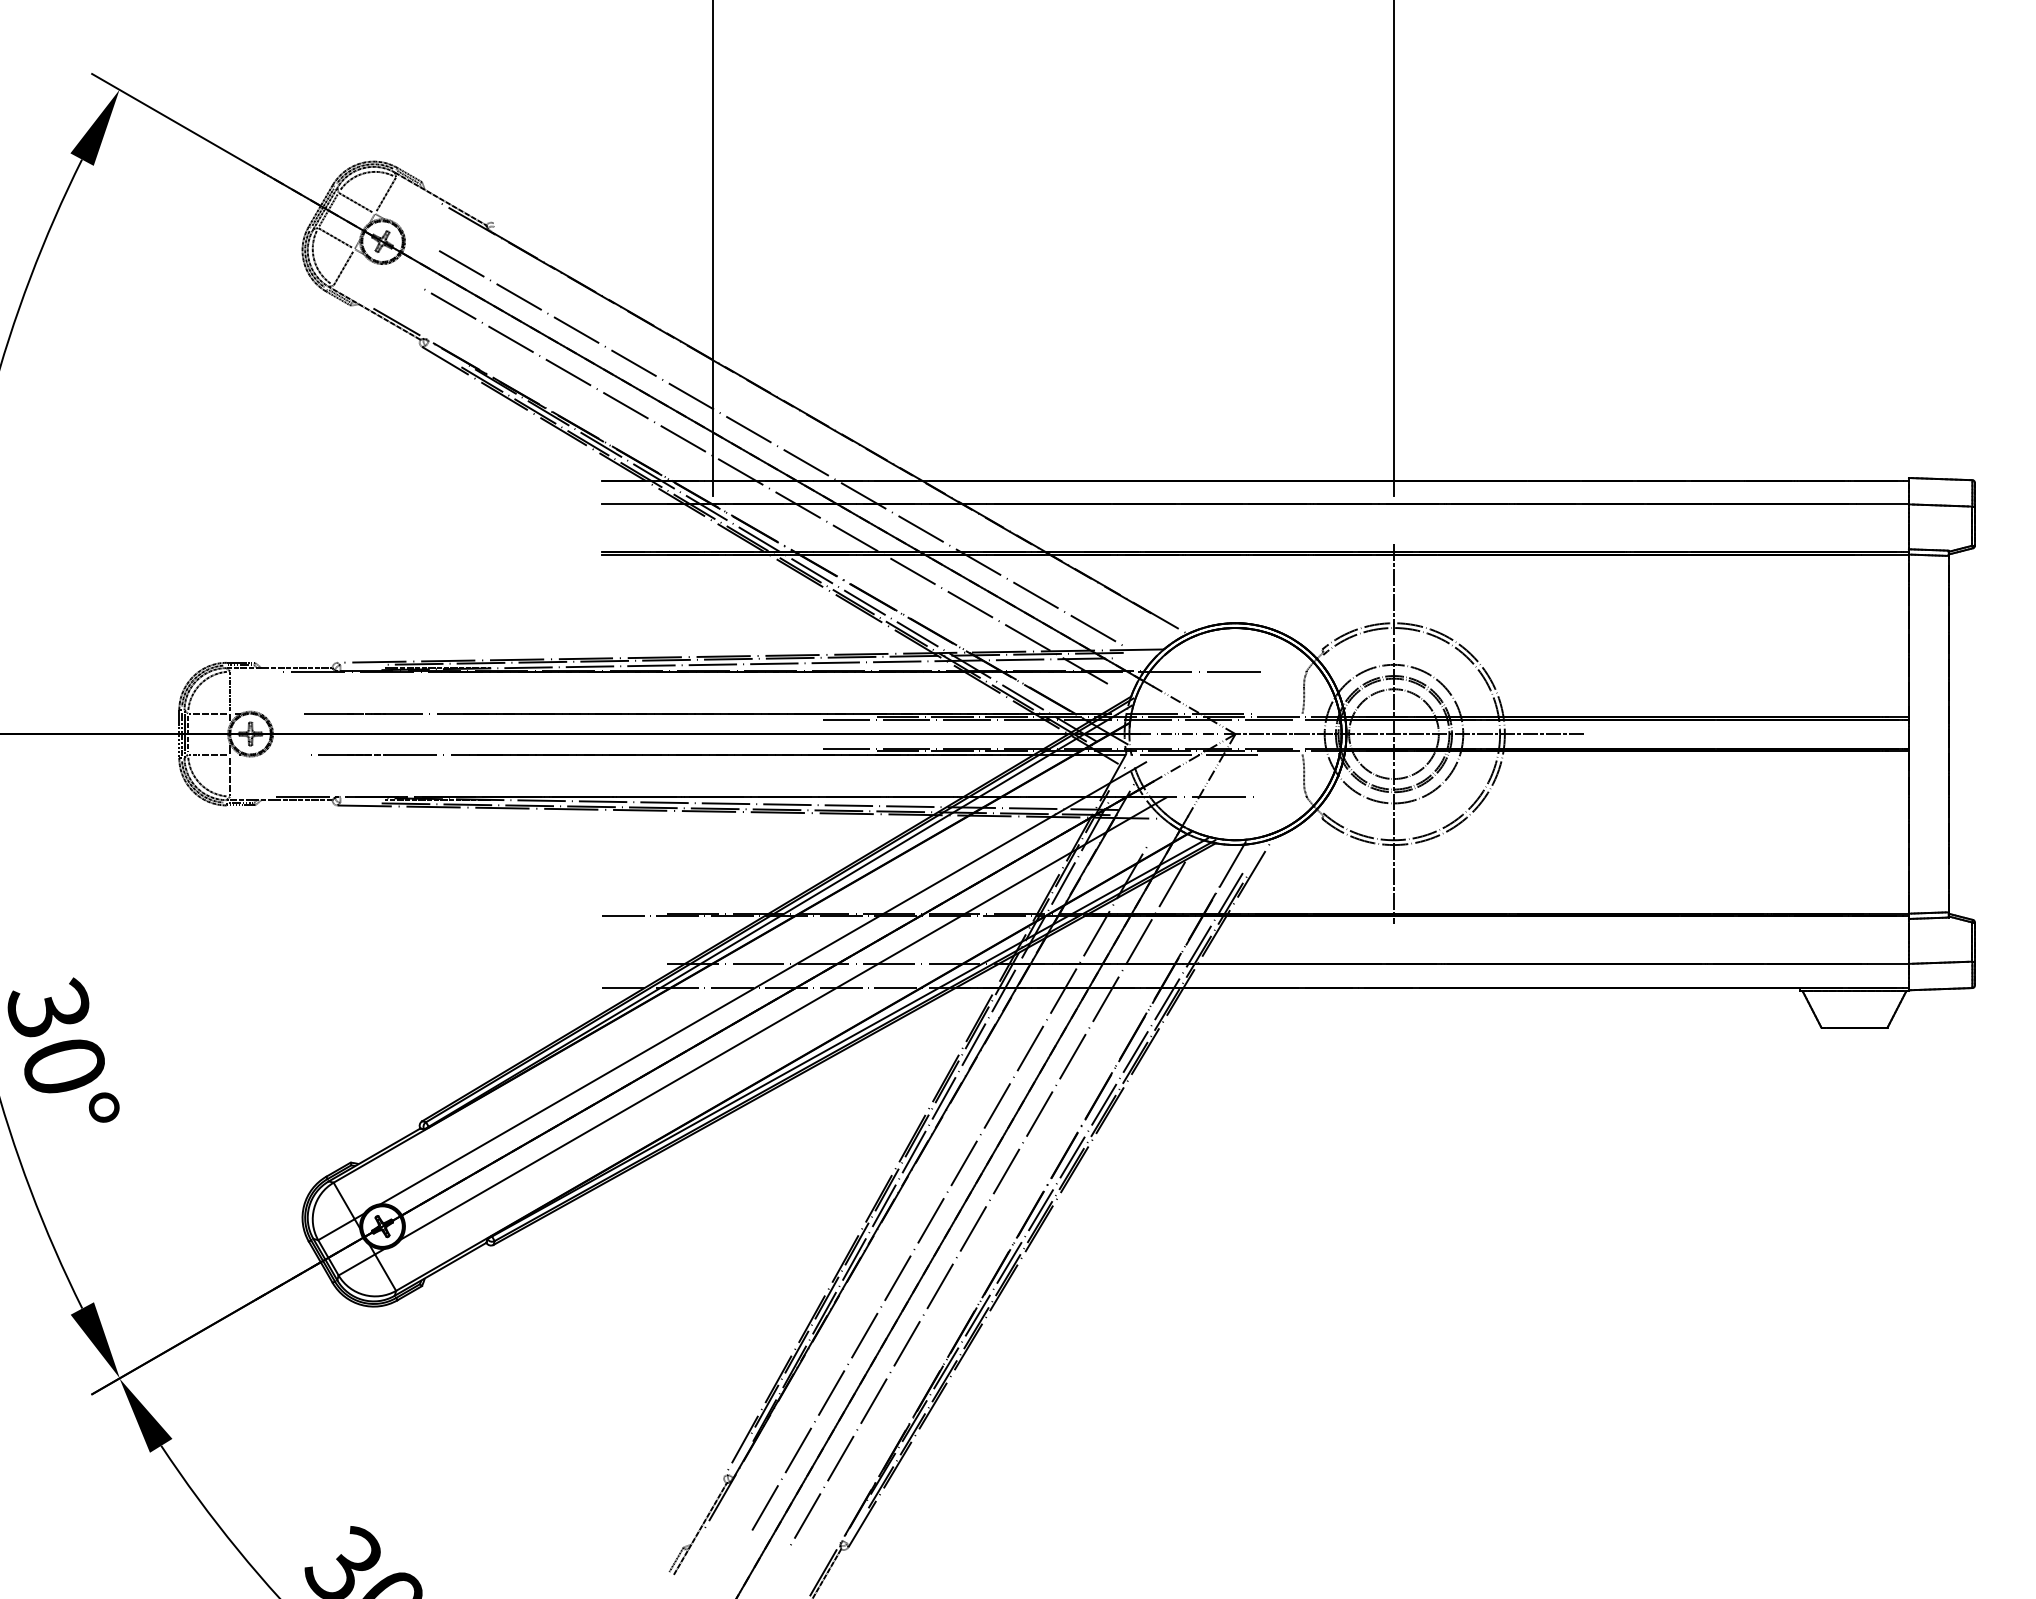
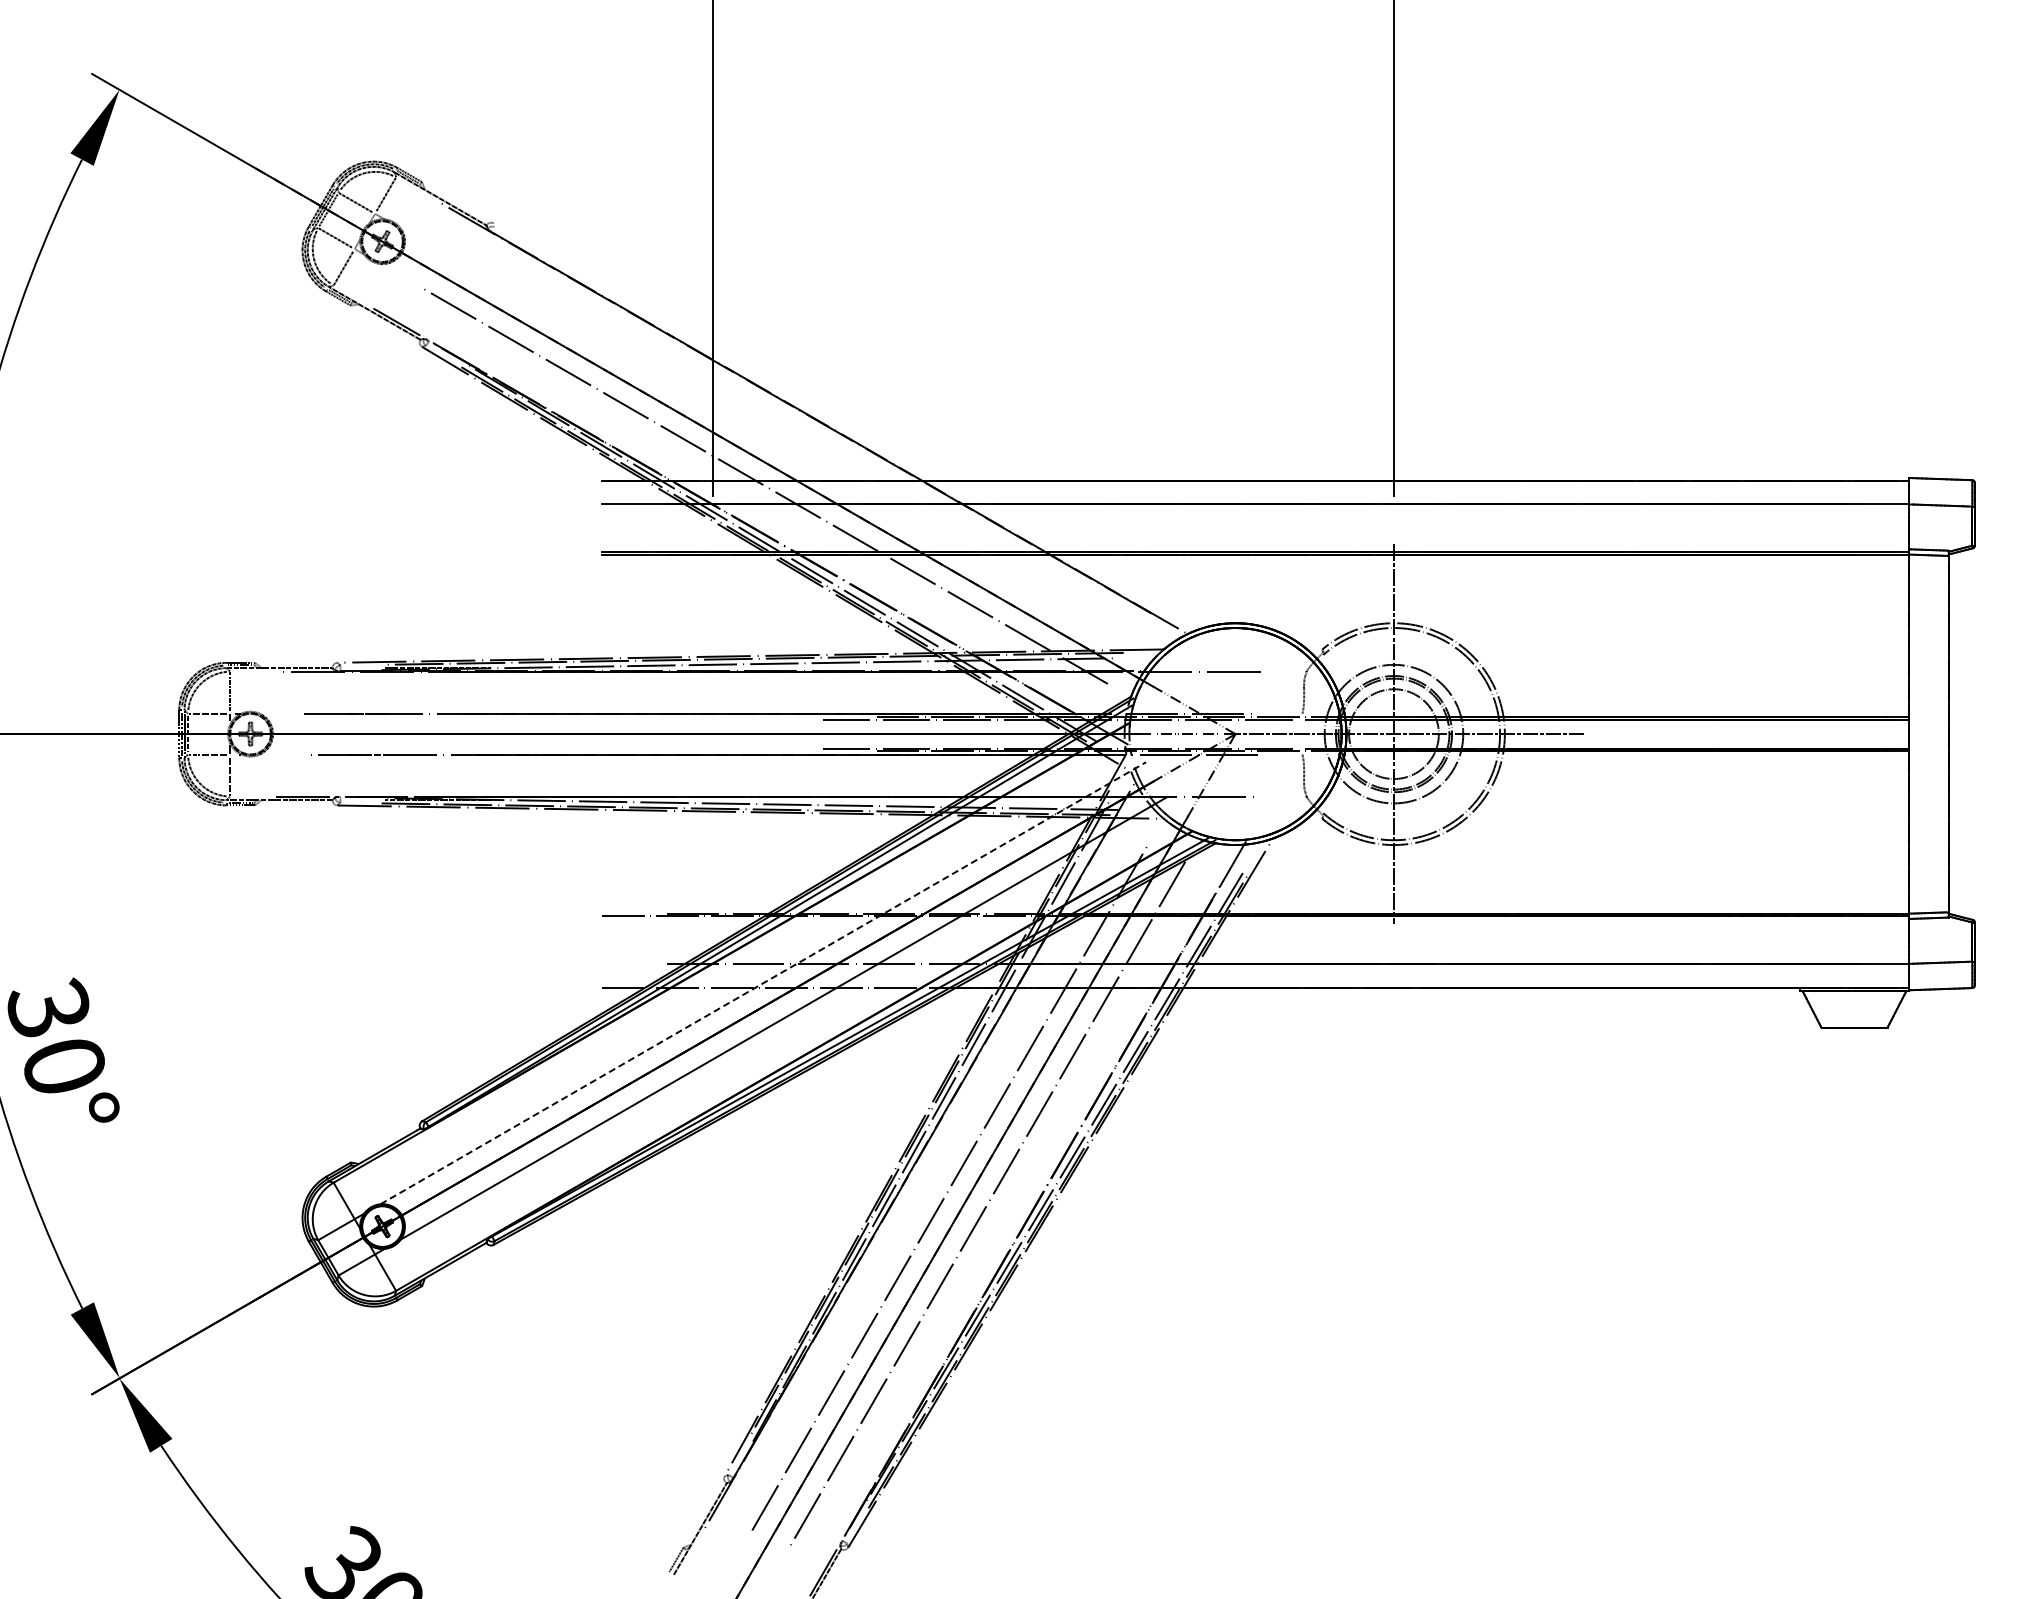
line: present -> none (783, 449)
line: solid -> dashed (763, 983)
